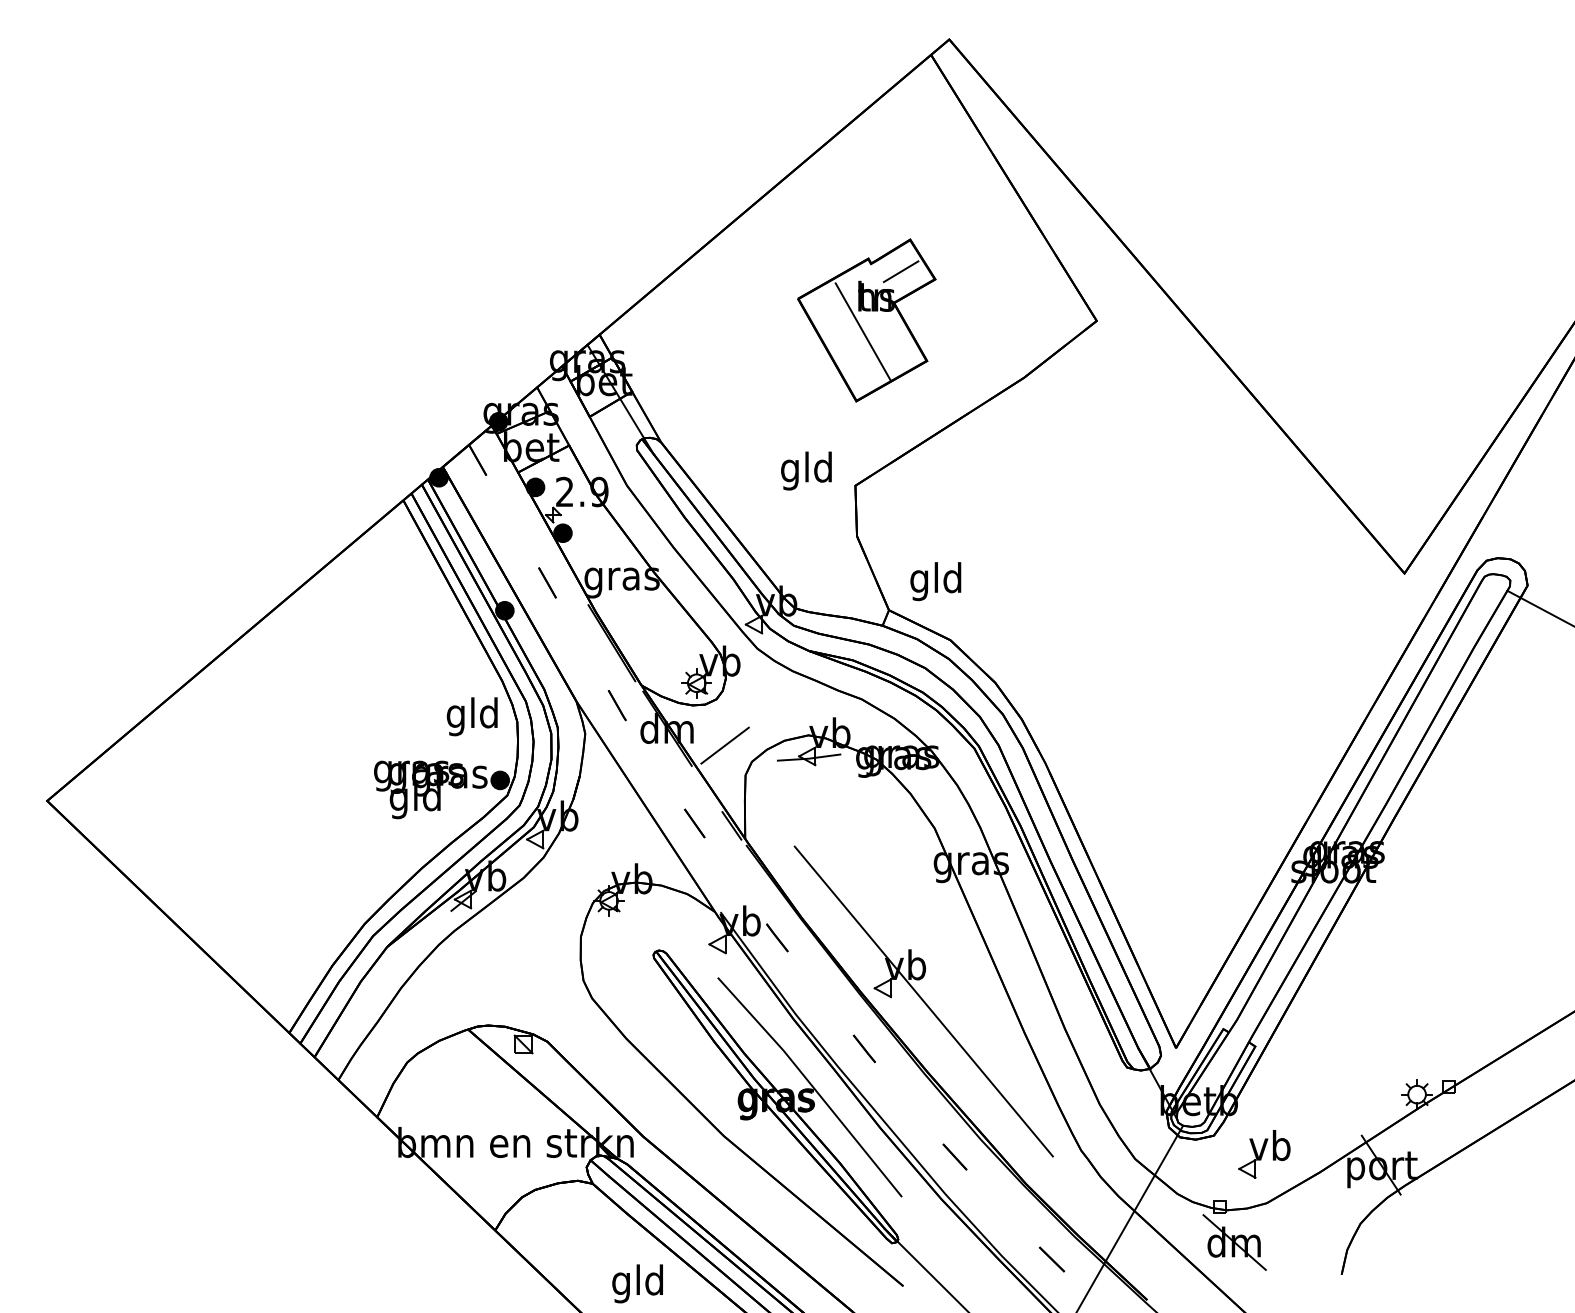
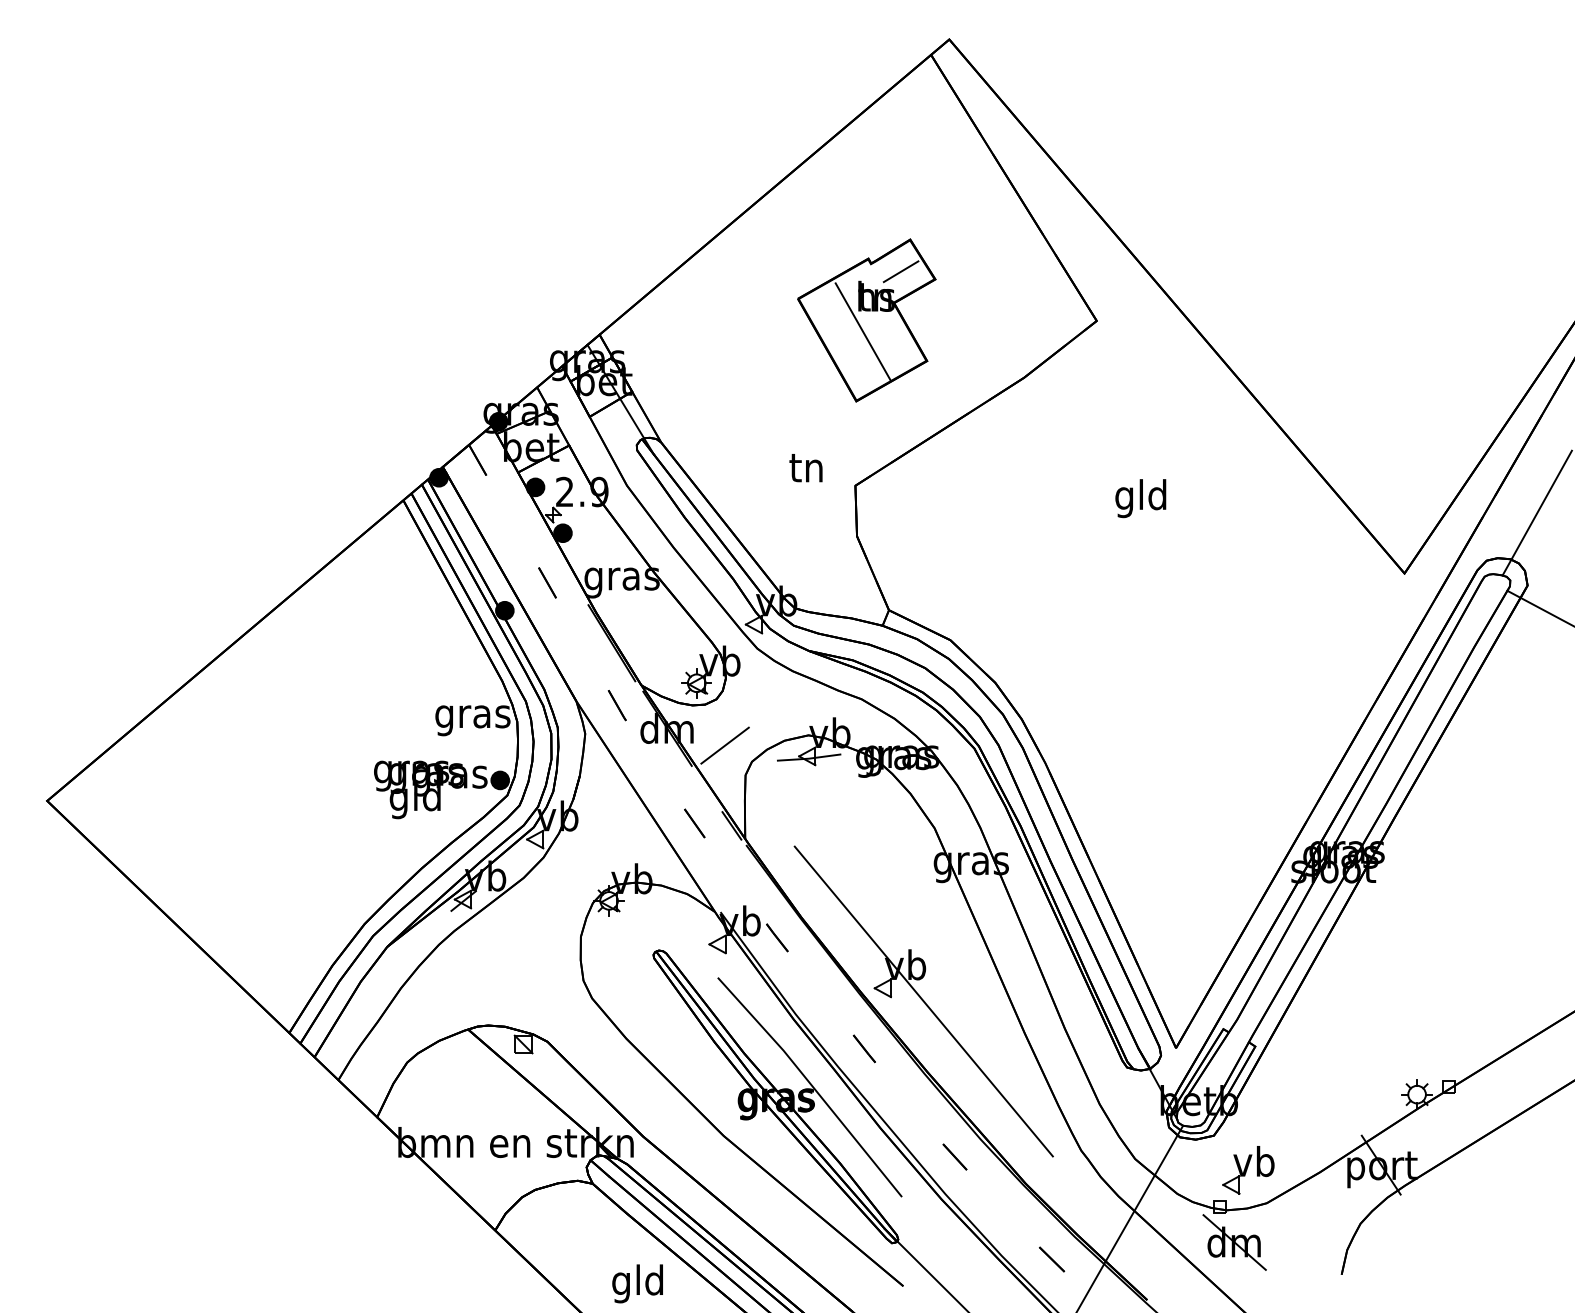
text: gld -> tn (806, 470)
line: none -> present (1536, 512)
text position: (935, 581) -> (1140, 498) (1140, 498)
text: gld -> gras (472, 716)
part position: (1264, 1154) -> (1248, 1170) (1248, 1170)
